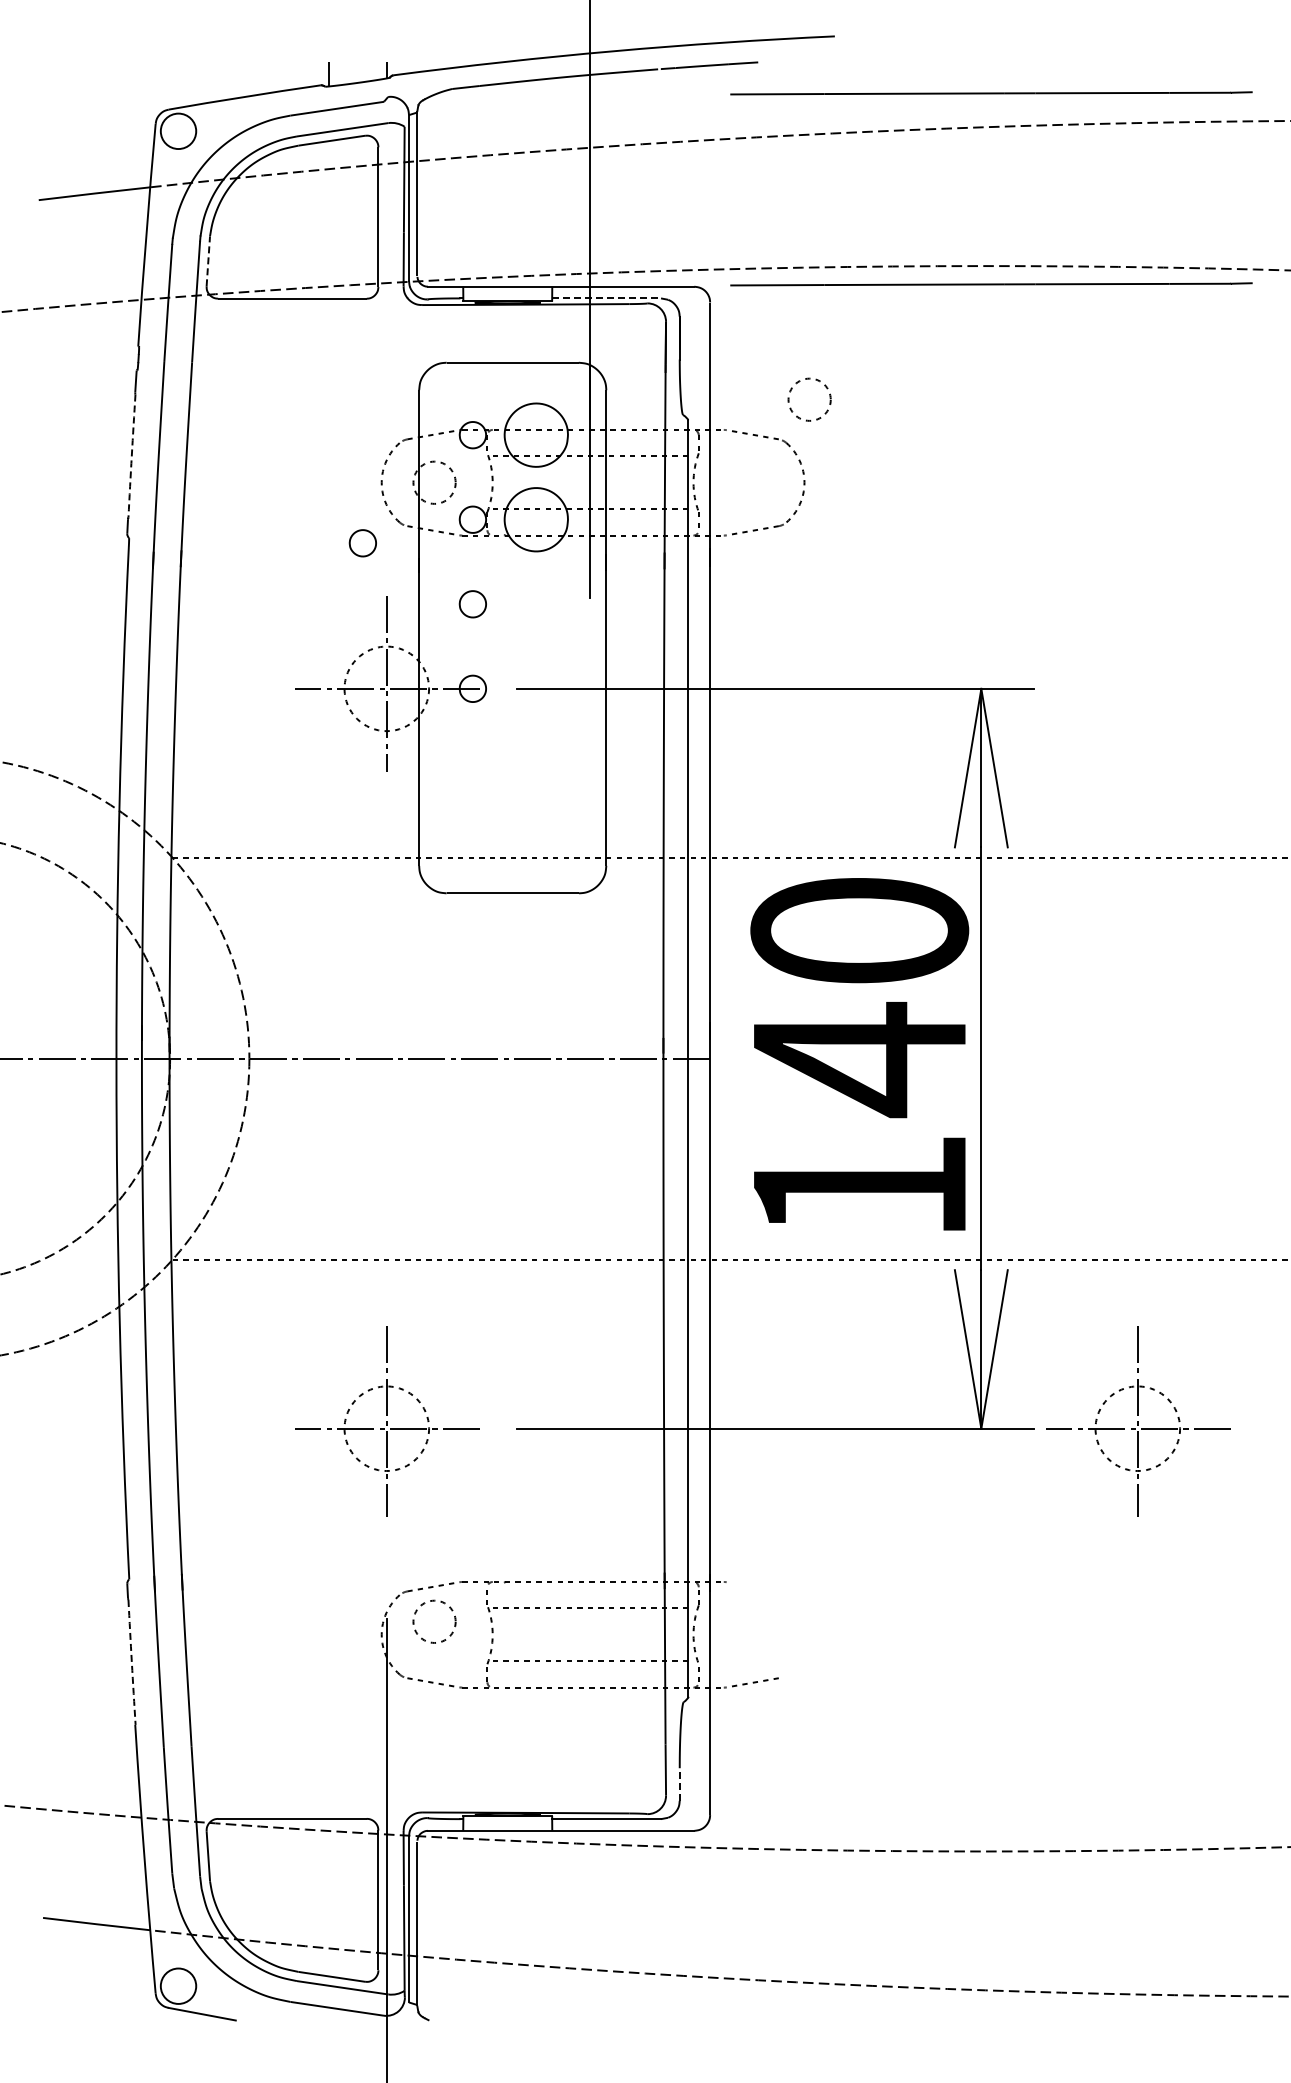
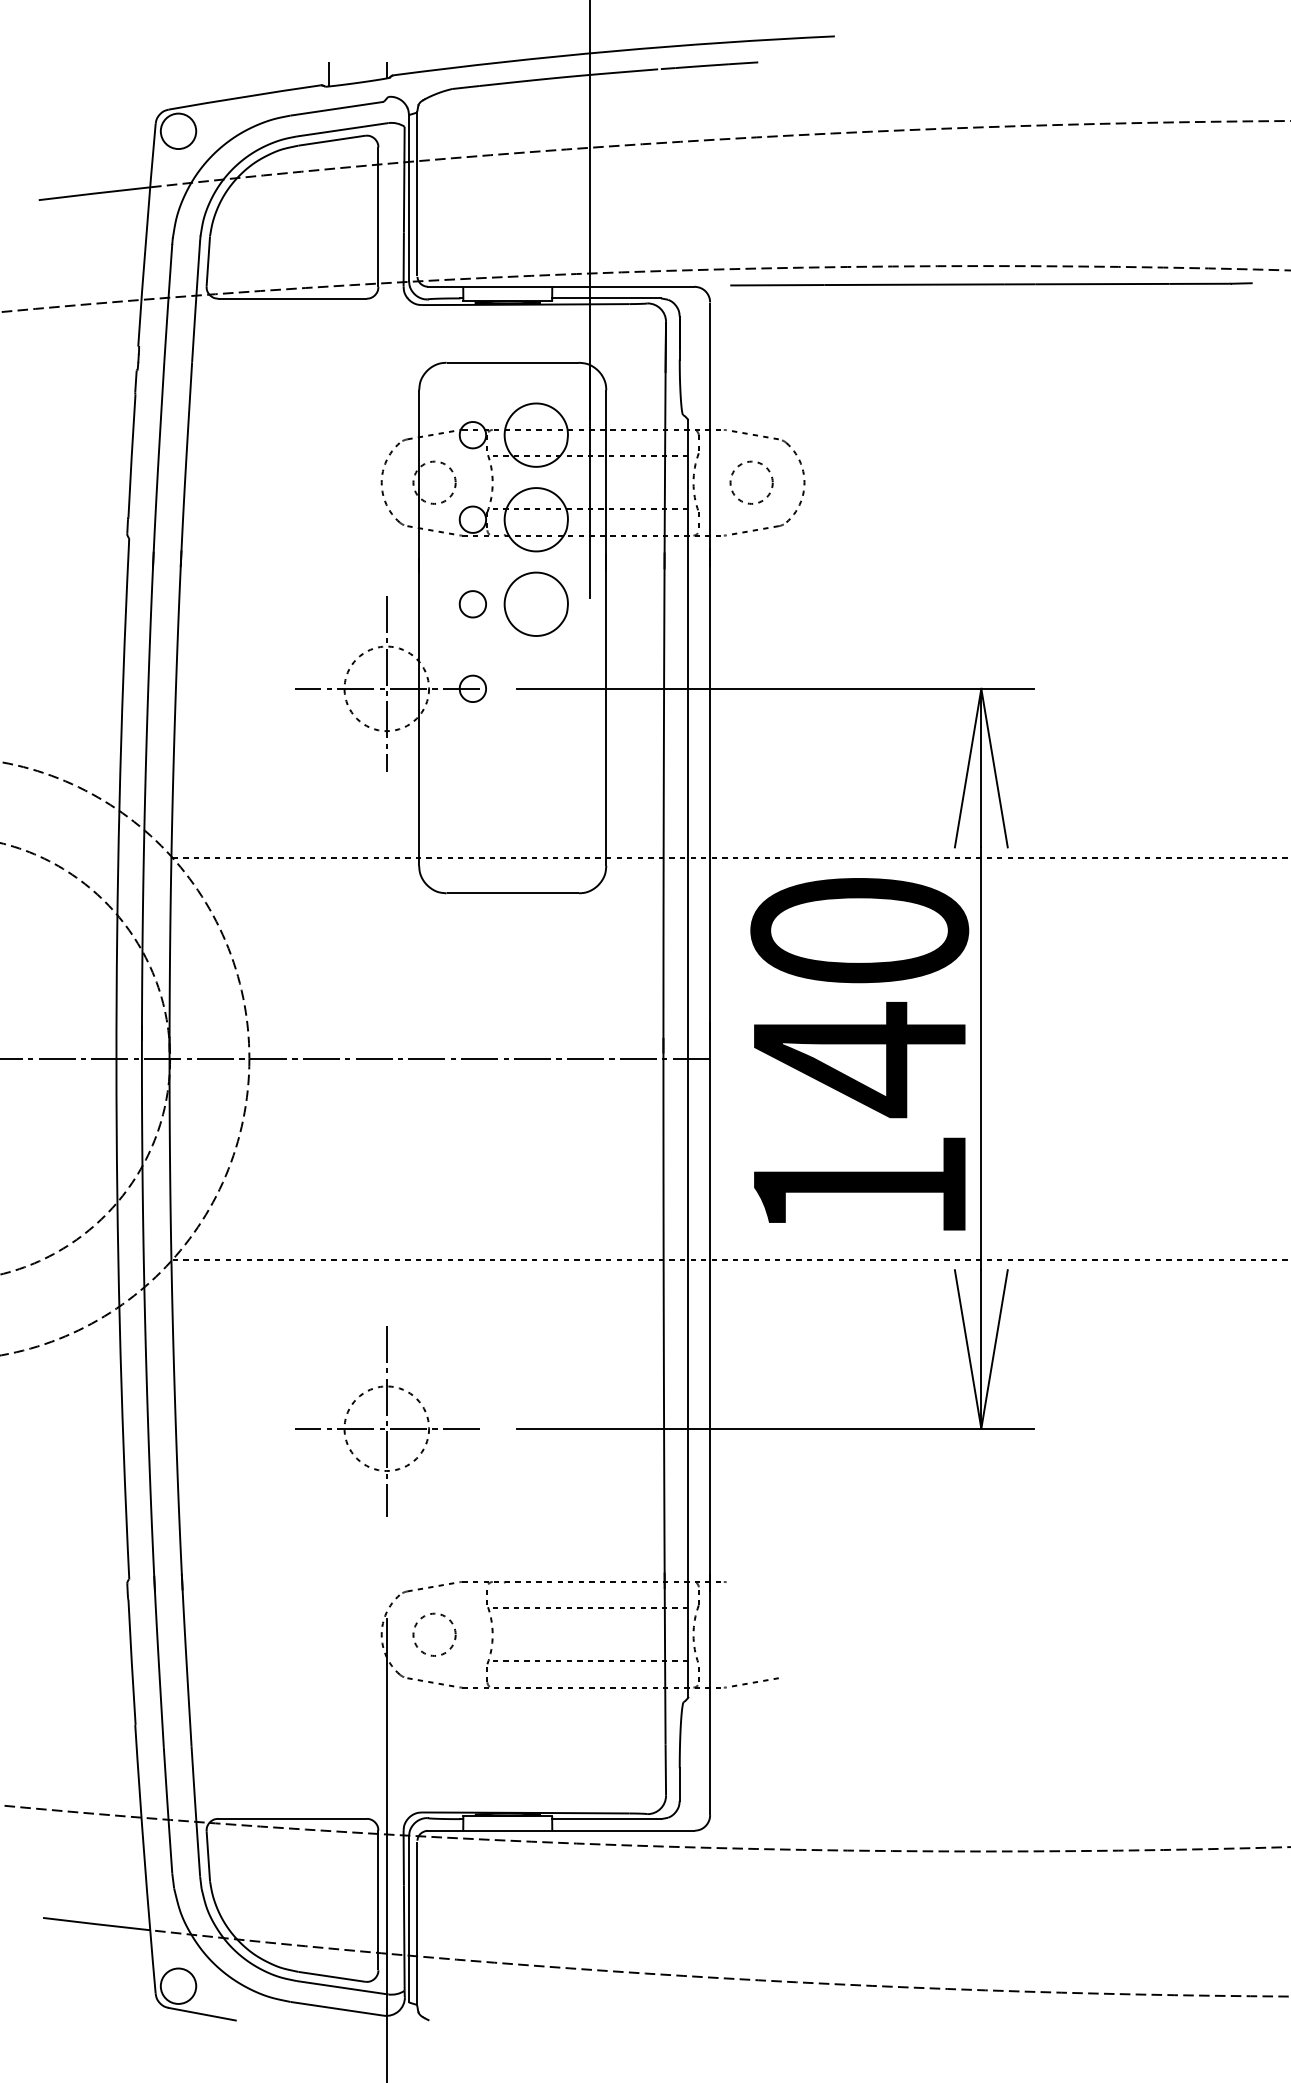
line: present -> none (991, 93)
line: dashed -> solid (208, 261)
line: dashed -> solid (607, 298)
circle position: (809, 399) -> (751, 482) (751, 482)
arc: dashed -> solid (131, 456)
part: present -> none (362, 543)
part: none -> present (535, 603)
part: present -> none (1138, 1421)
circle position: (434, 1621) -> (434, 1634) (434, 1634)
arc: dashed -> solid (131, 1662)
line: dashed -> solid (679, 1784)
